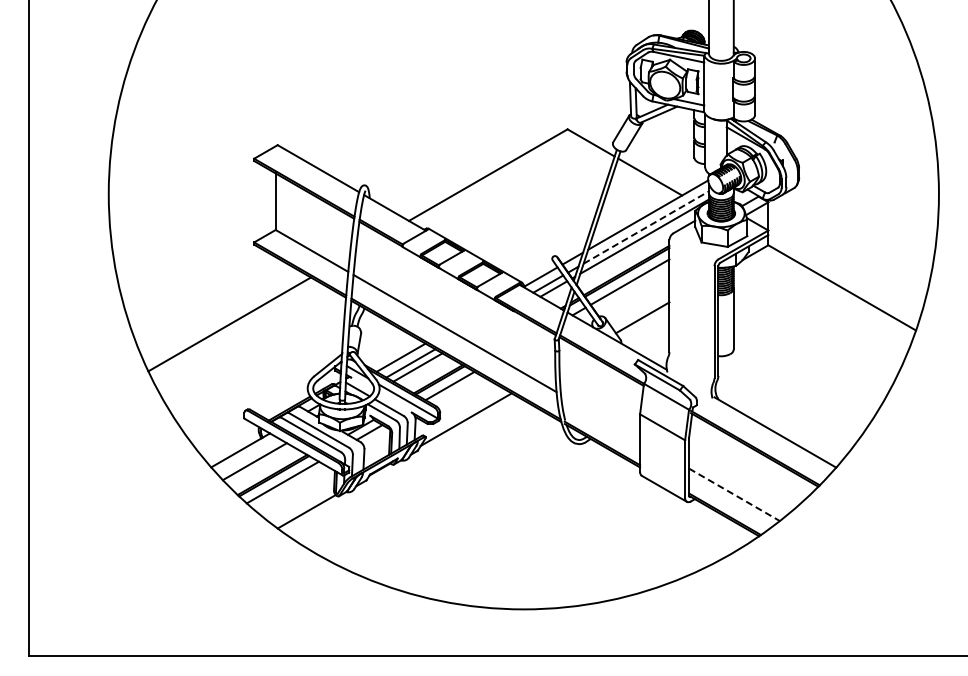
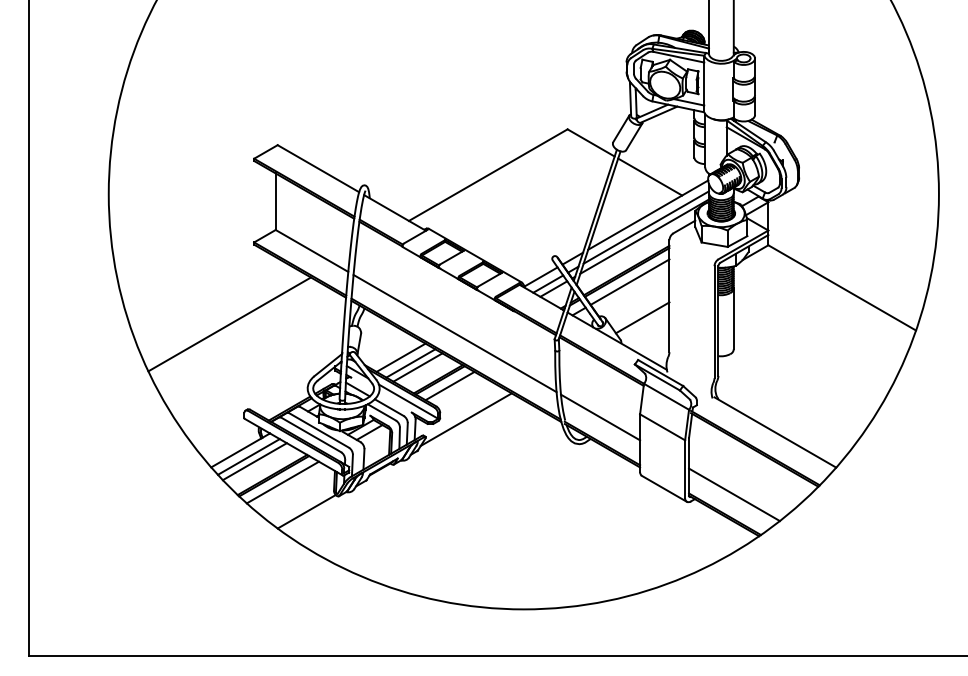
line: dashed -> solid (646, 227)
line: none -> present (600, 417)
line: none -> present (248, 456)
line: dashed -> solid (734, 495)
